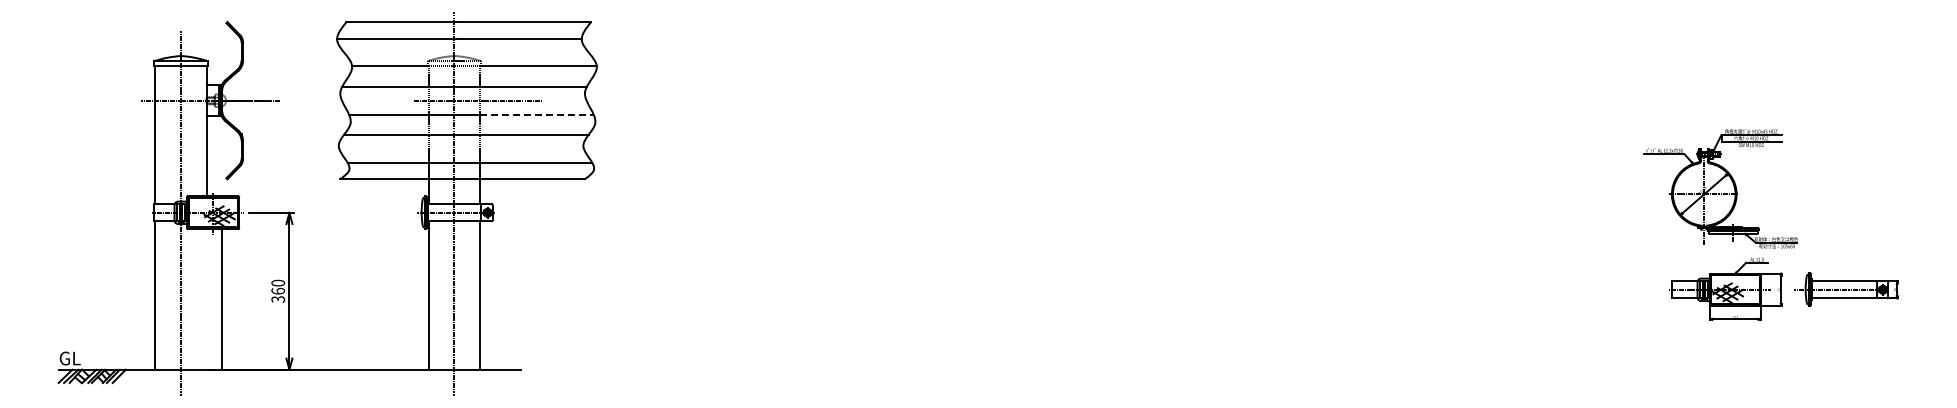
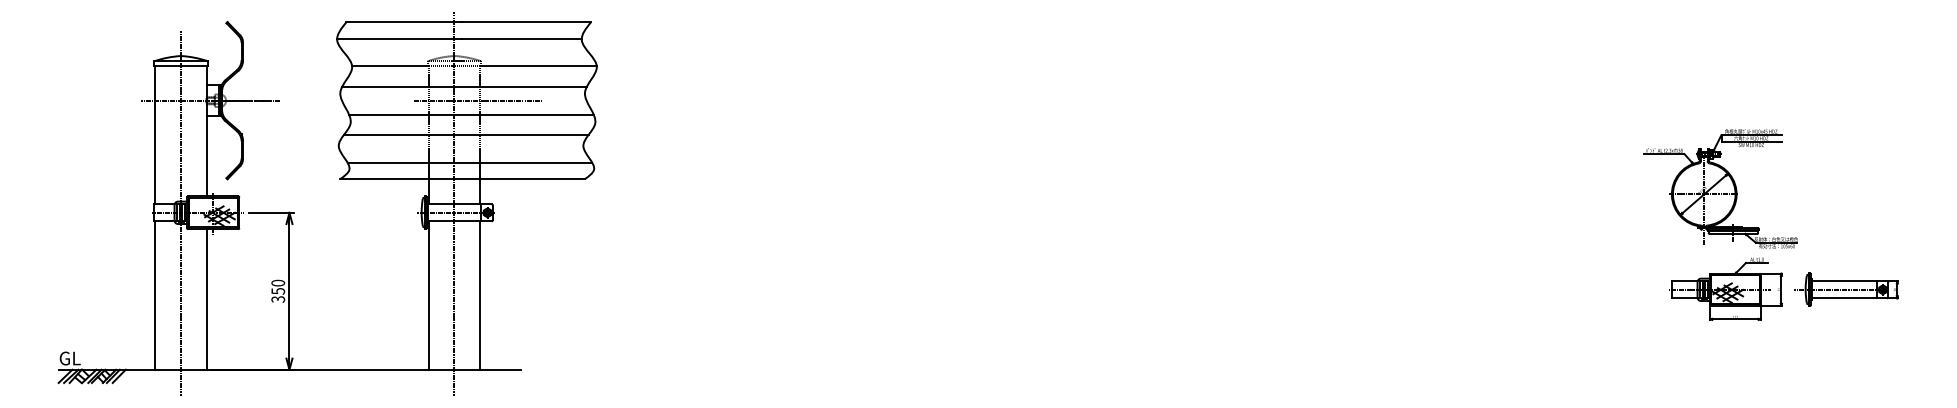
line: dashed -> solid (536, 114)
text: 360 -> 350 (278, 290)
line position: (221, 299) -> (206, 299) (206, 299)
